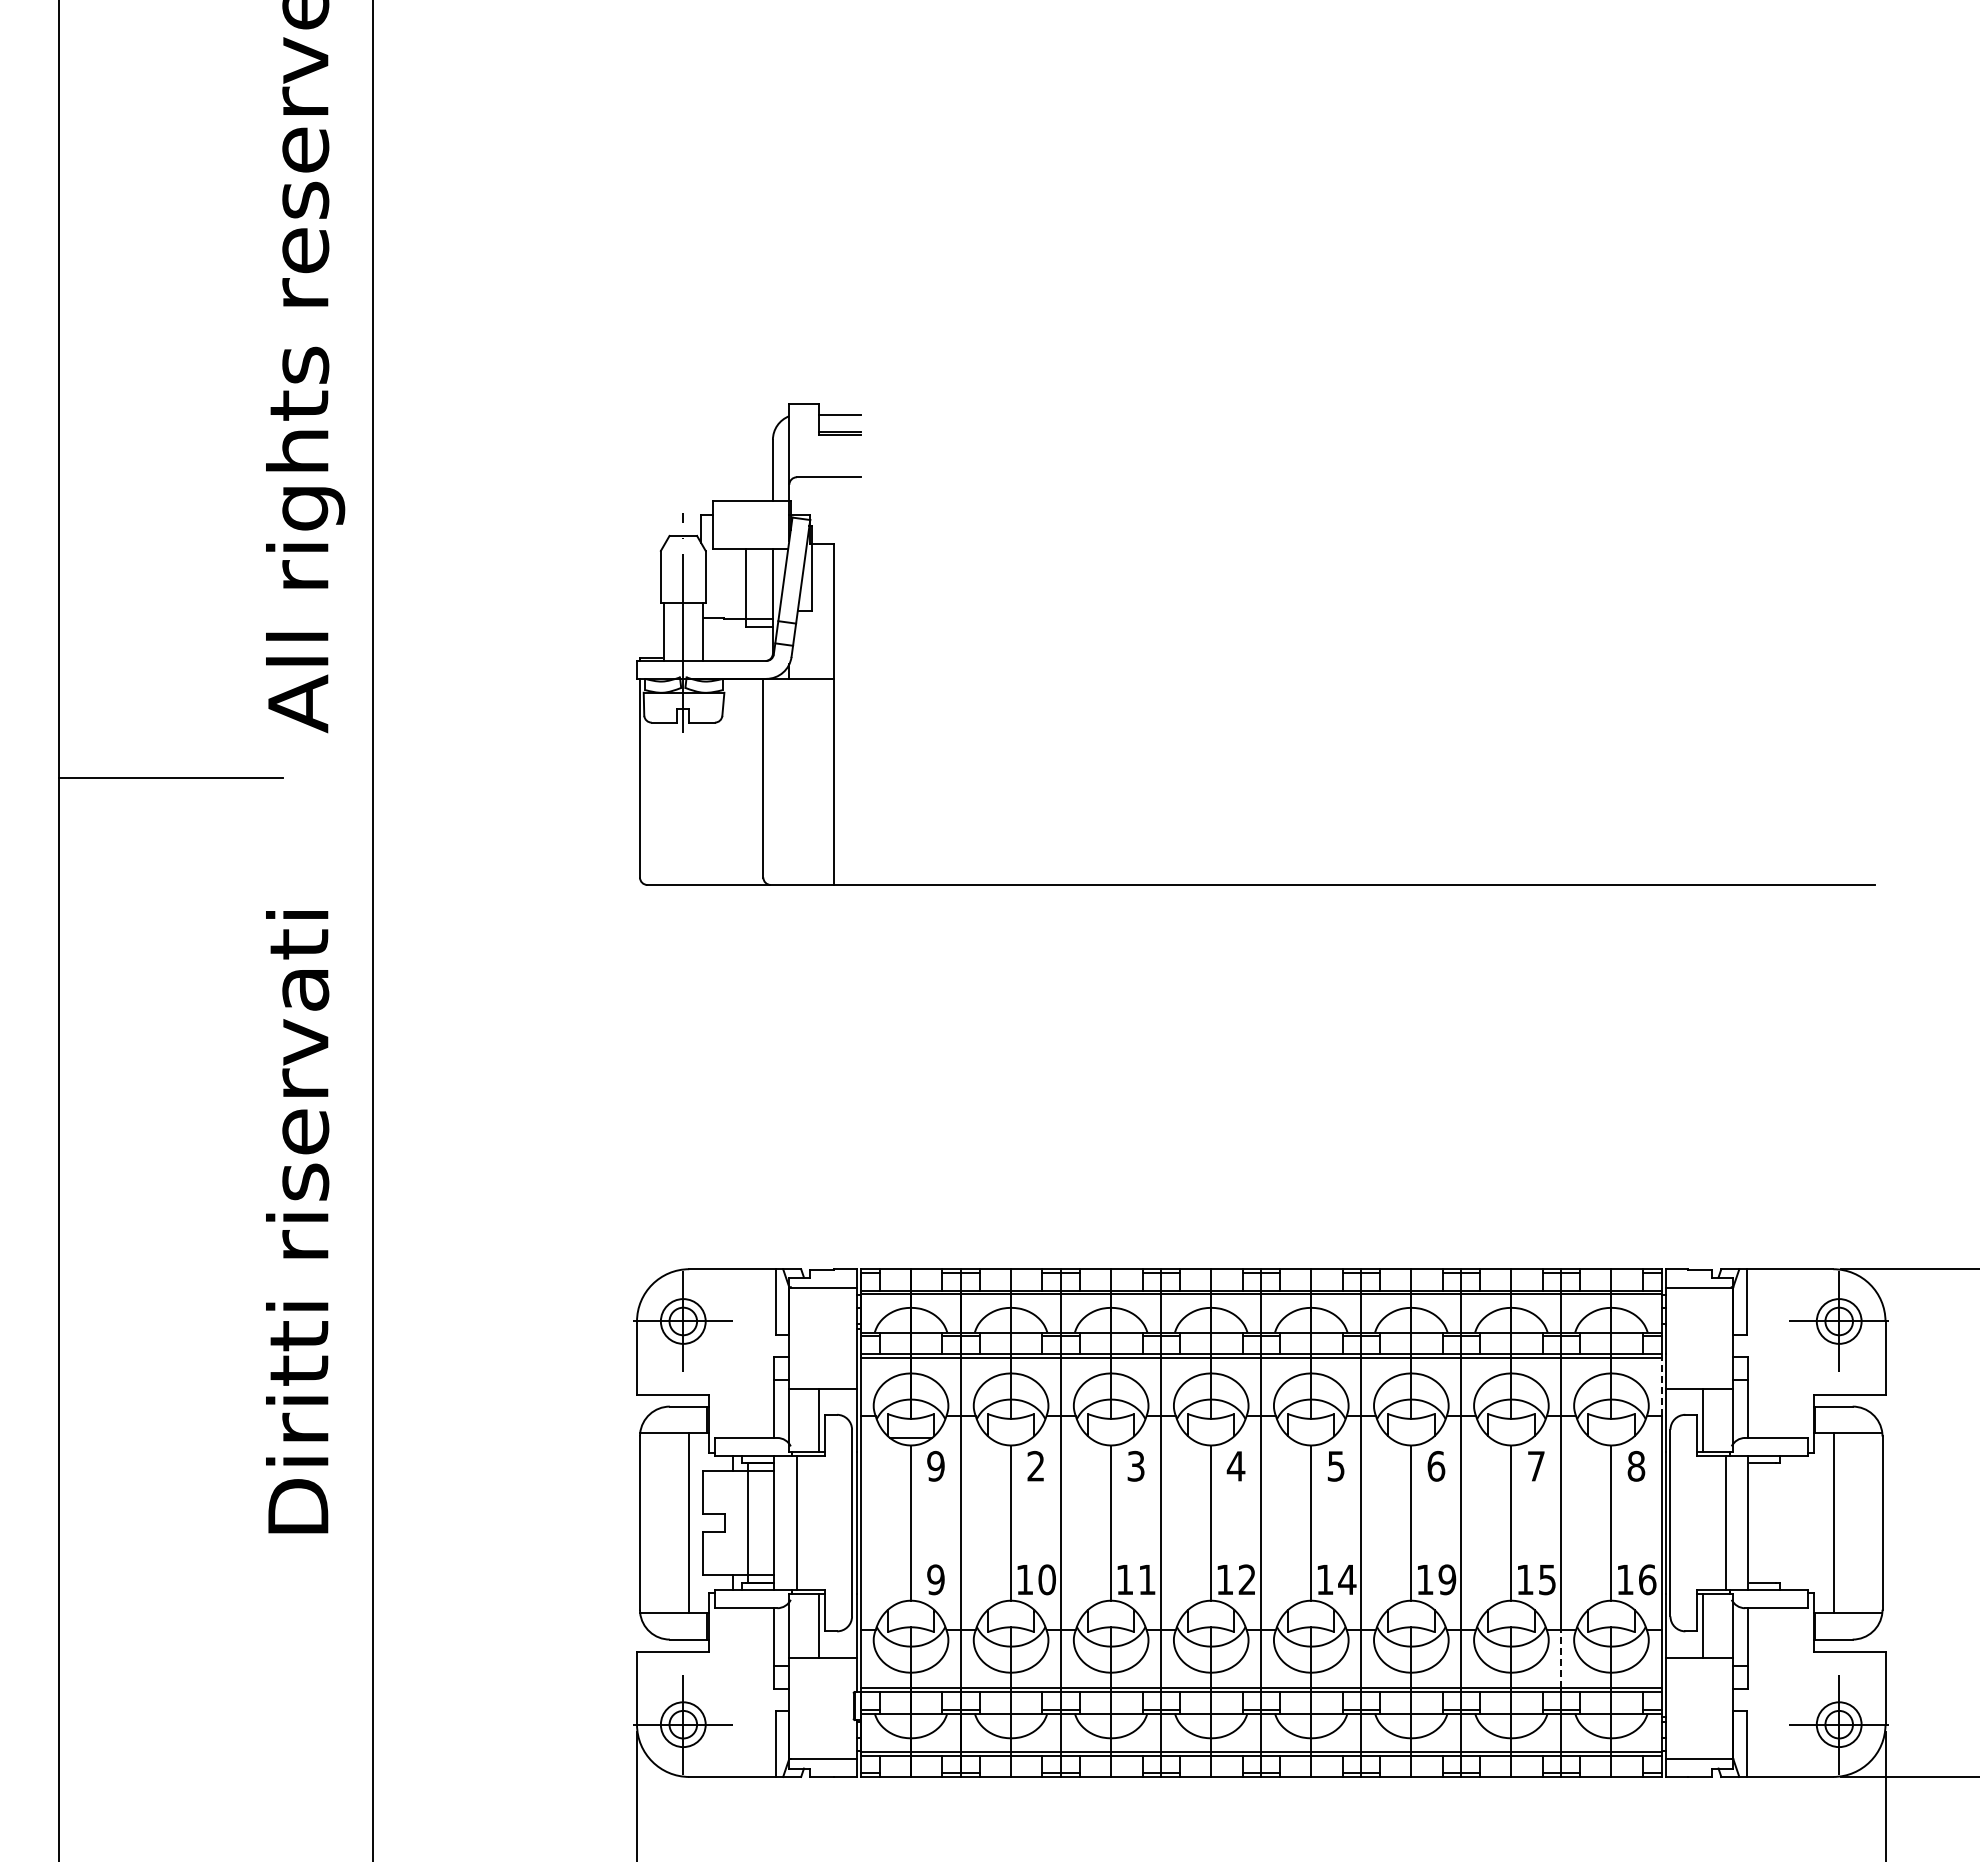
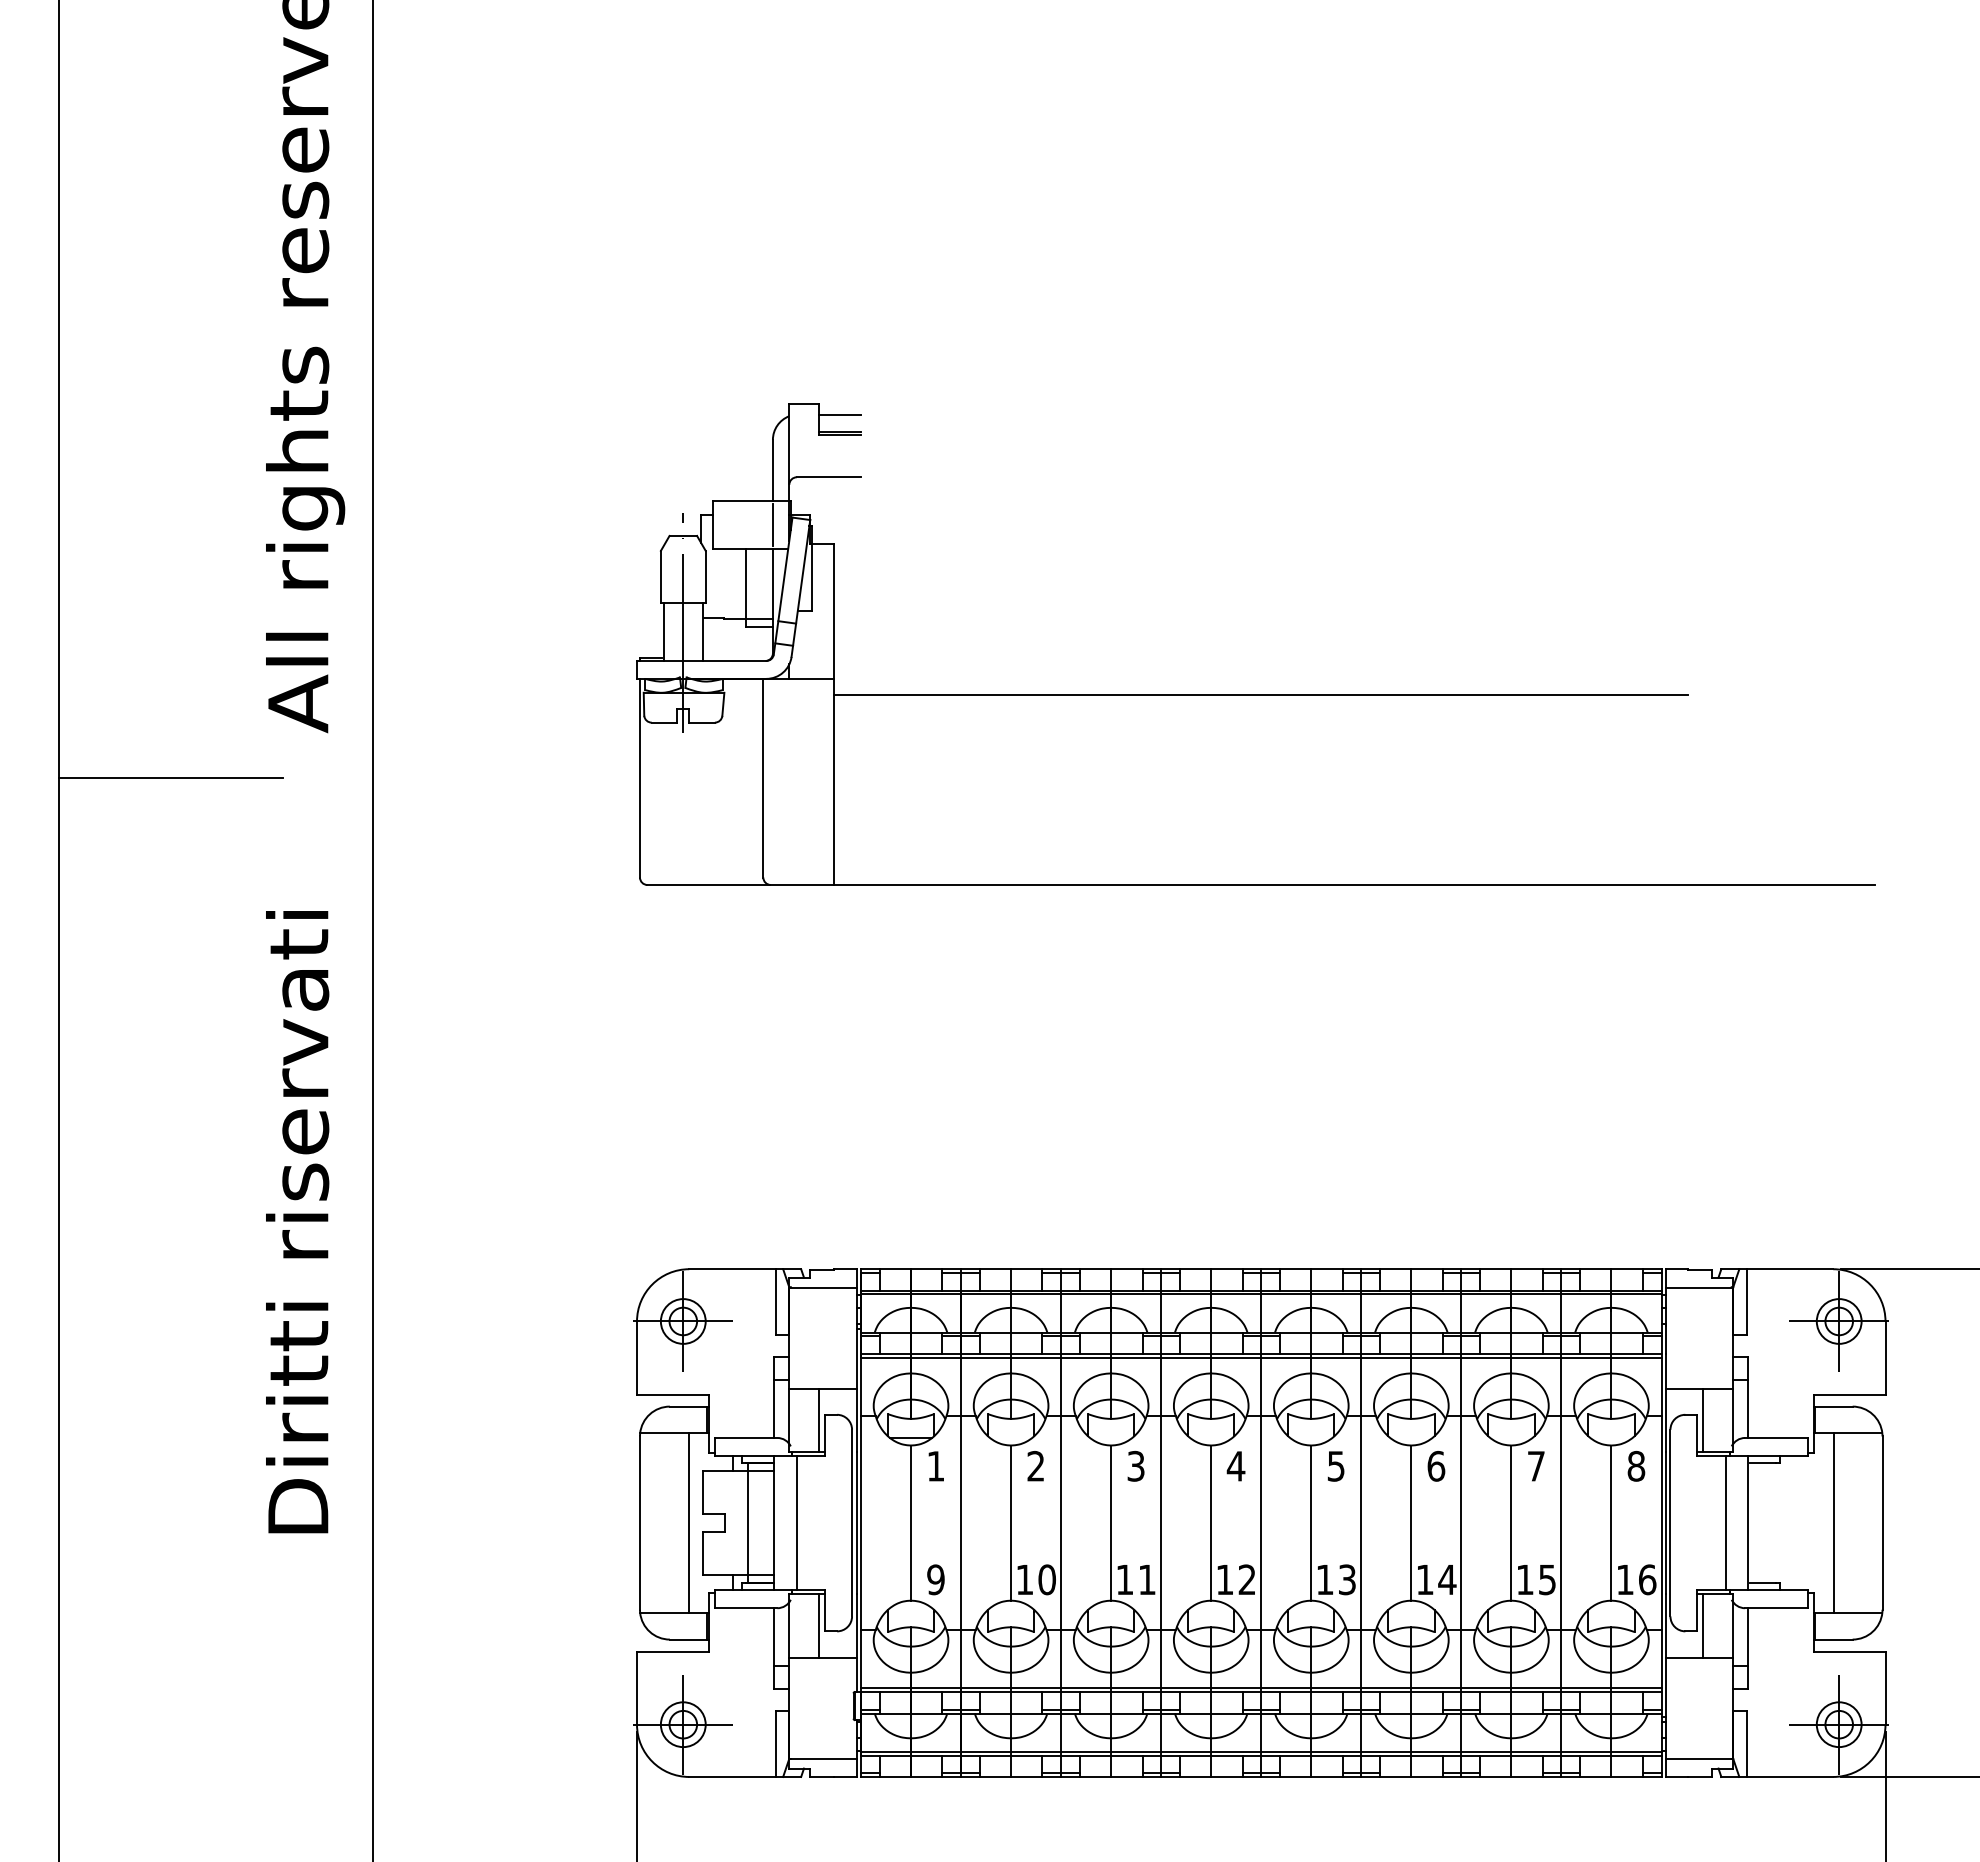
line: none -> present (772, 524)
line: none -> present (1261, 695)
line: dashed -> solid (1661, 1386)
text: 9 -> 1 (935, 1465)
text: 14 -> 13 (1347, 1579)
text: 19 -> 14 (1447, 1579)
line: dashed -> solid (1561, 1659)
